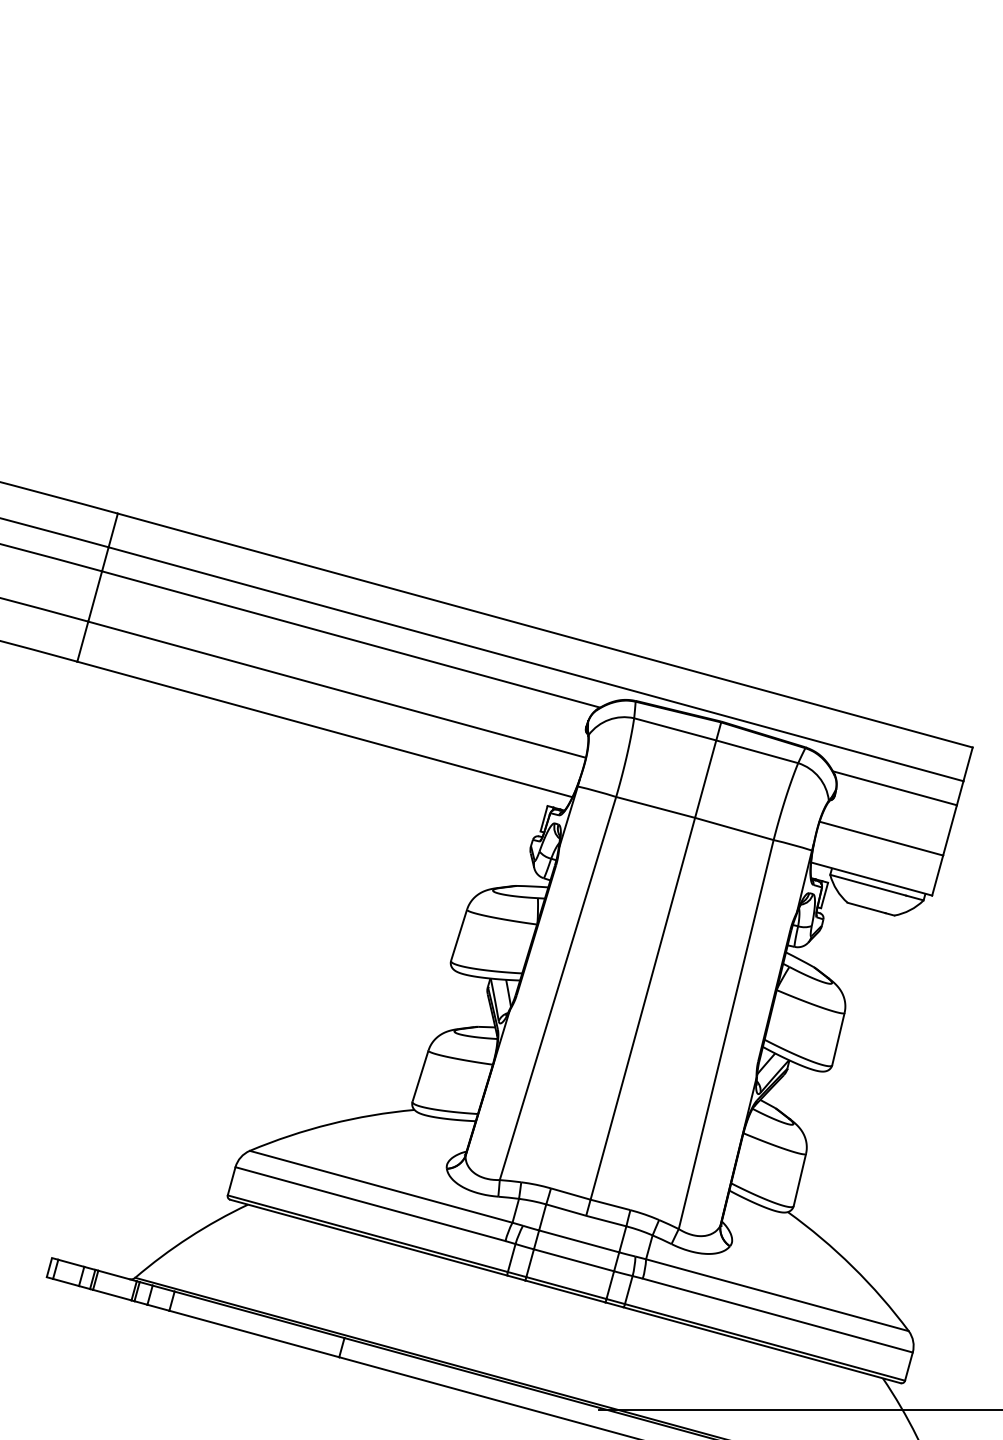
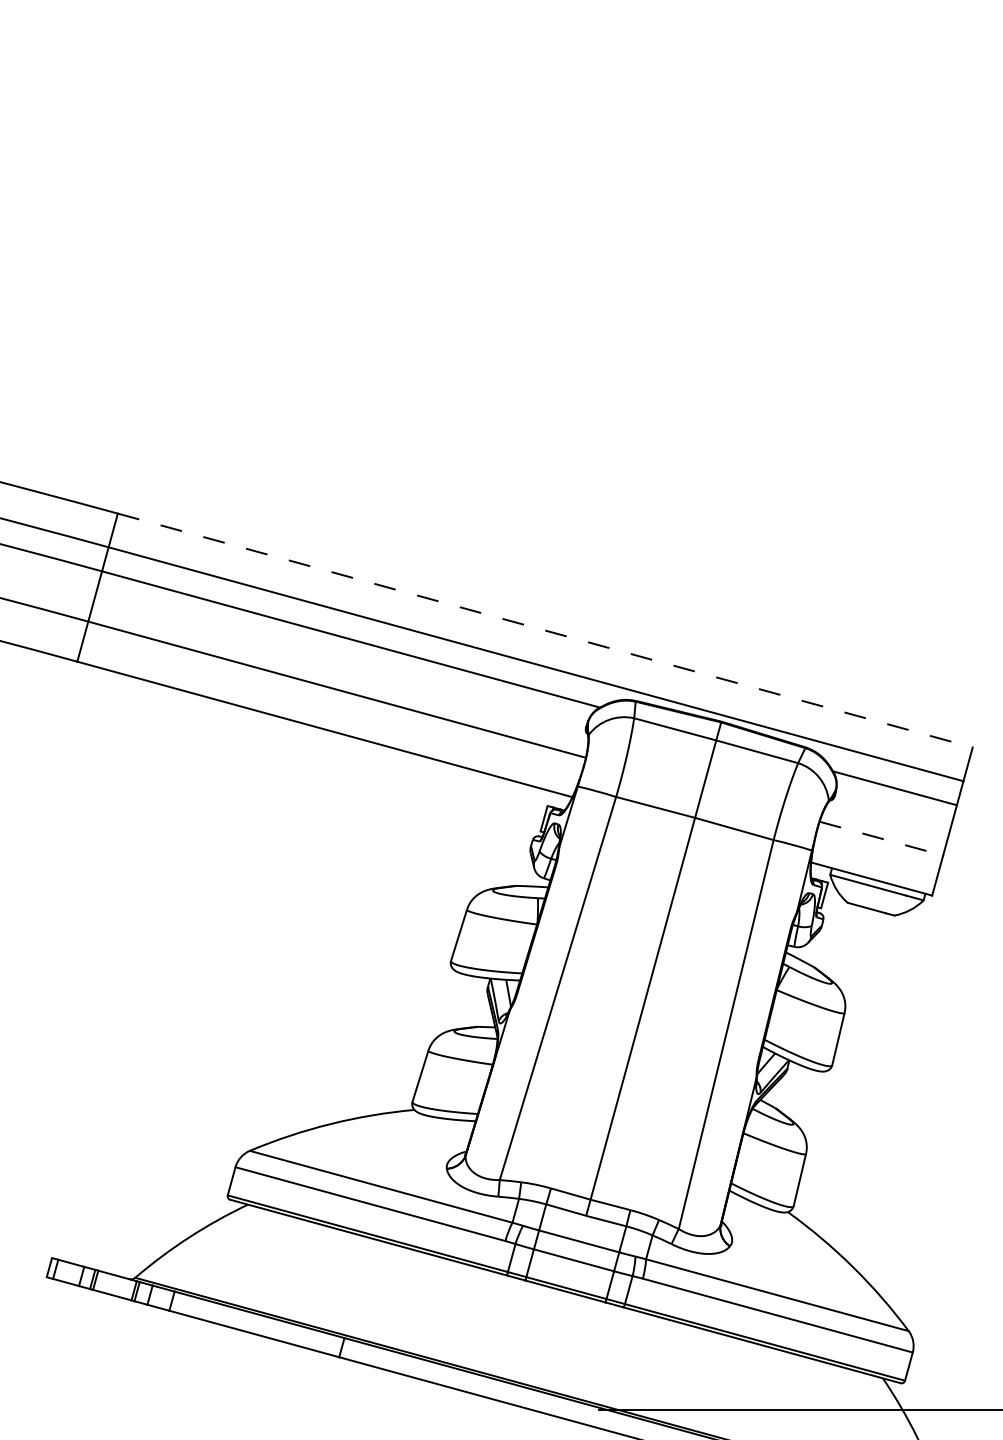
line: solid -> dashed (545, 630)
line: solid -> dashed (881, 838)
